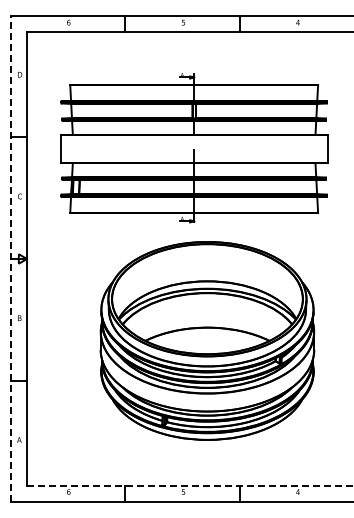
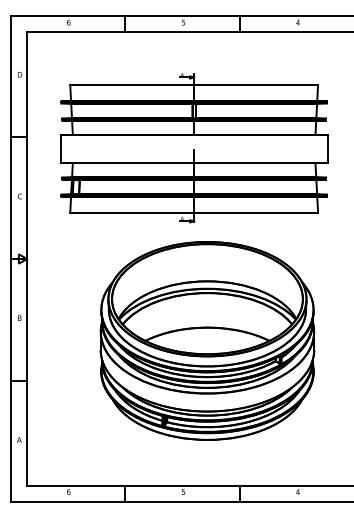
line: dashed -> solid (10, 258)
line: dashed -> solid (190, 486)
